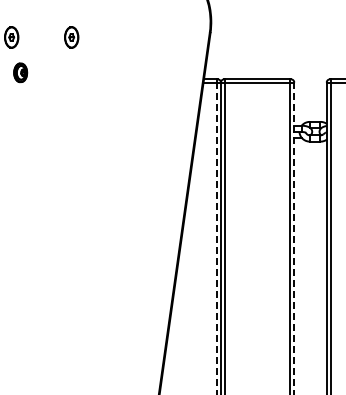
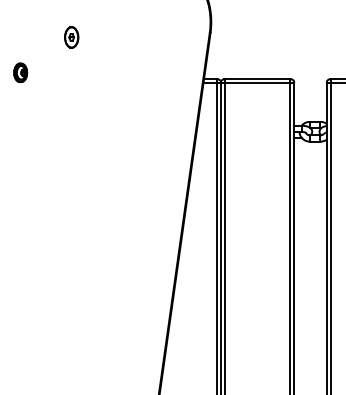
part: present -> none (11, 37)
line: dashed -> solid (216, 238)
line: dashed -> solid (294, 238)
